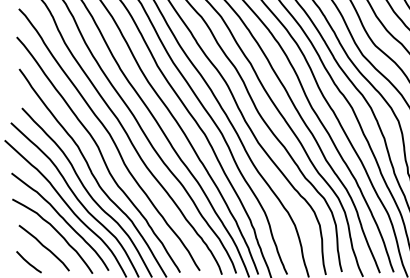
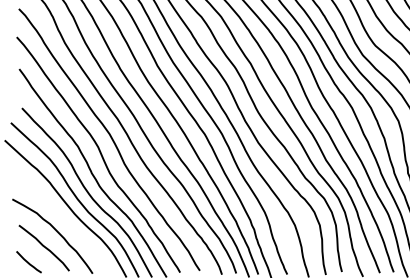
curve: present -> none (62, 219)
